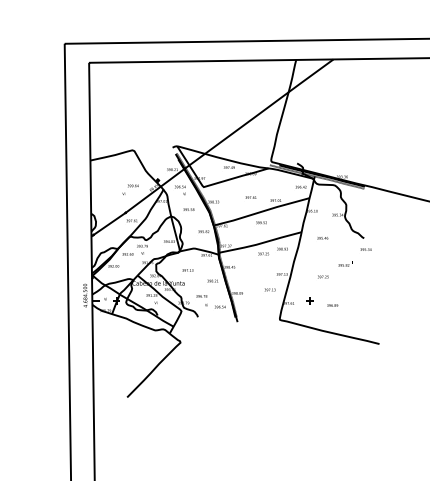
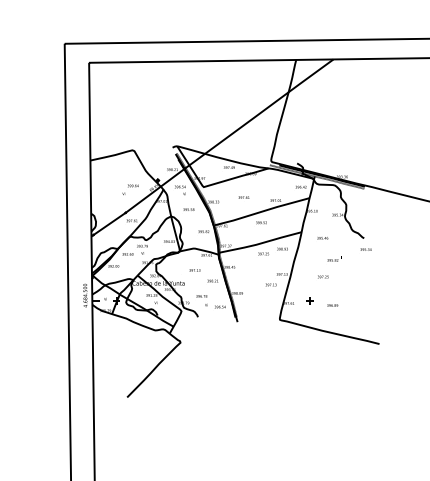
text position: (250, 197) -> (243, 197) (243, 197)
text position: (345, 263) -> (334, 258) (334, 258)
text position: (187, 270) -> (194, 270) (194, 270)
text position: (269, 289) -> (270, 284) (270, 284)
